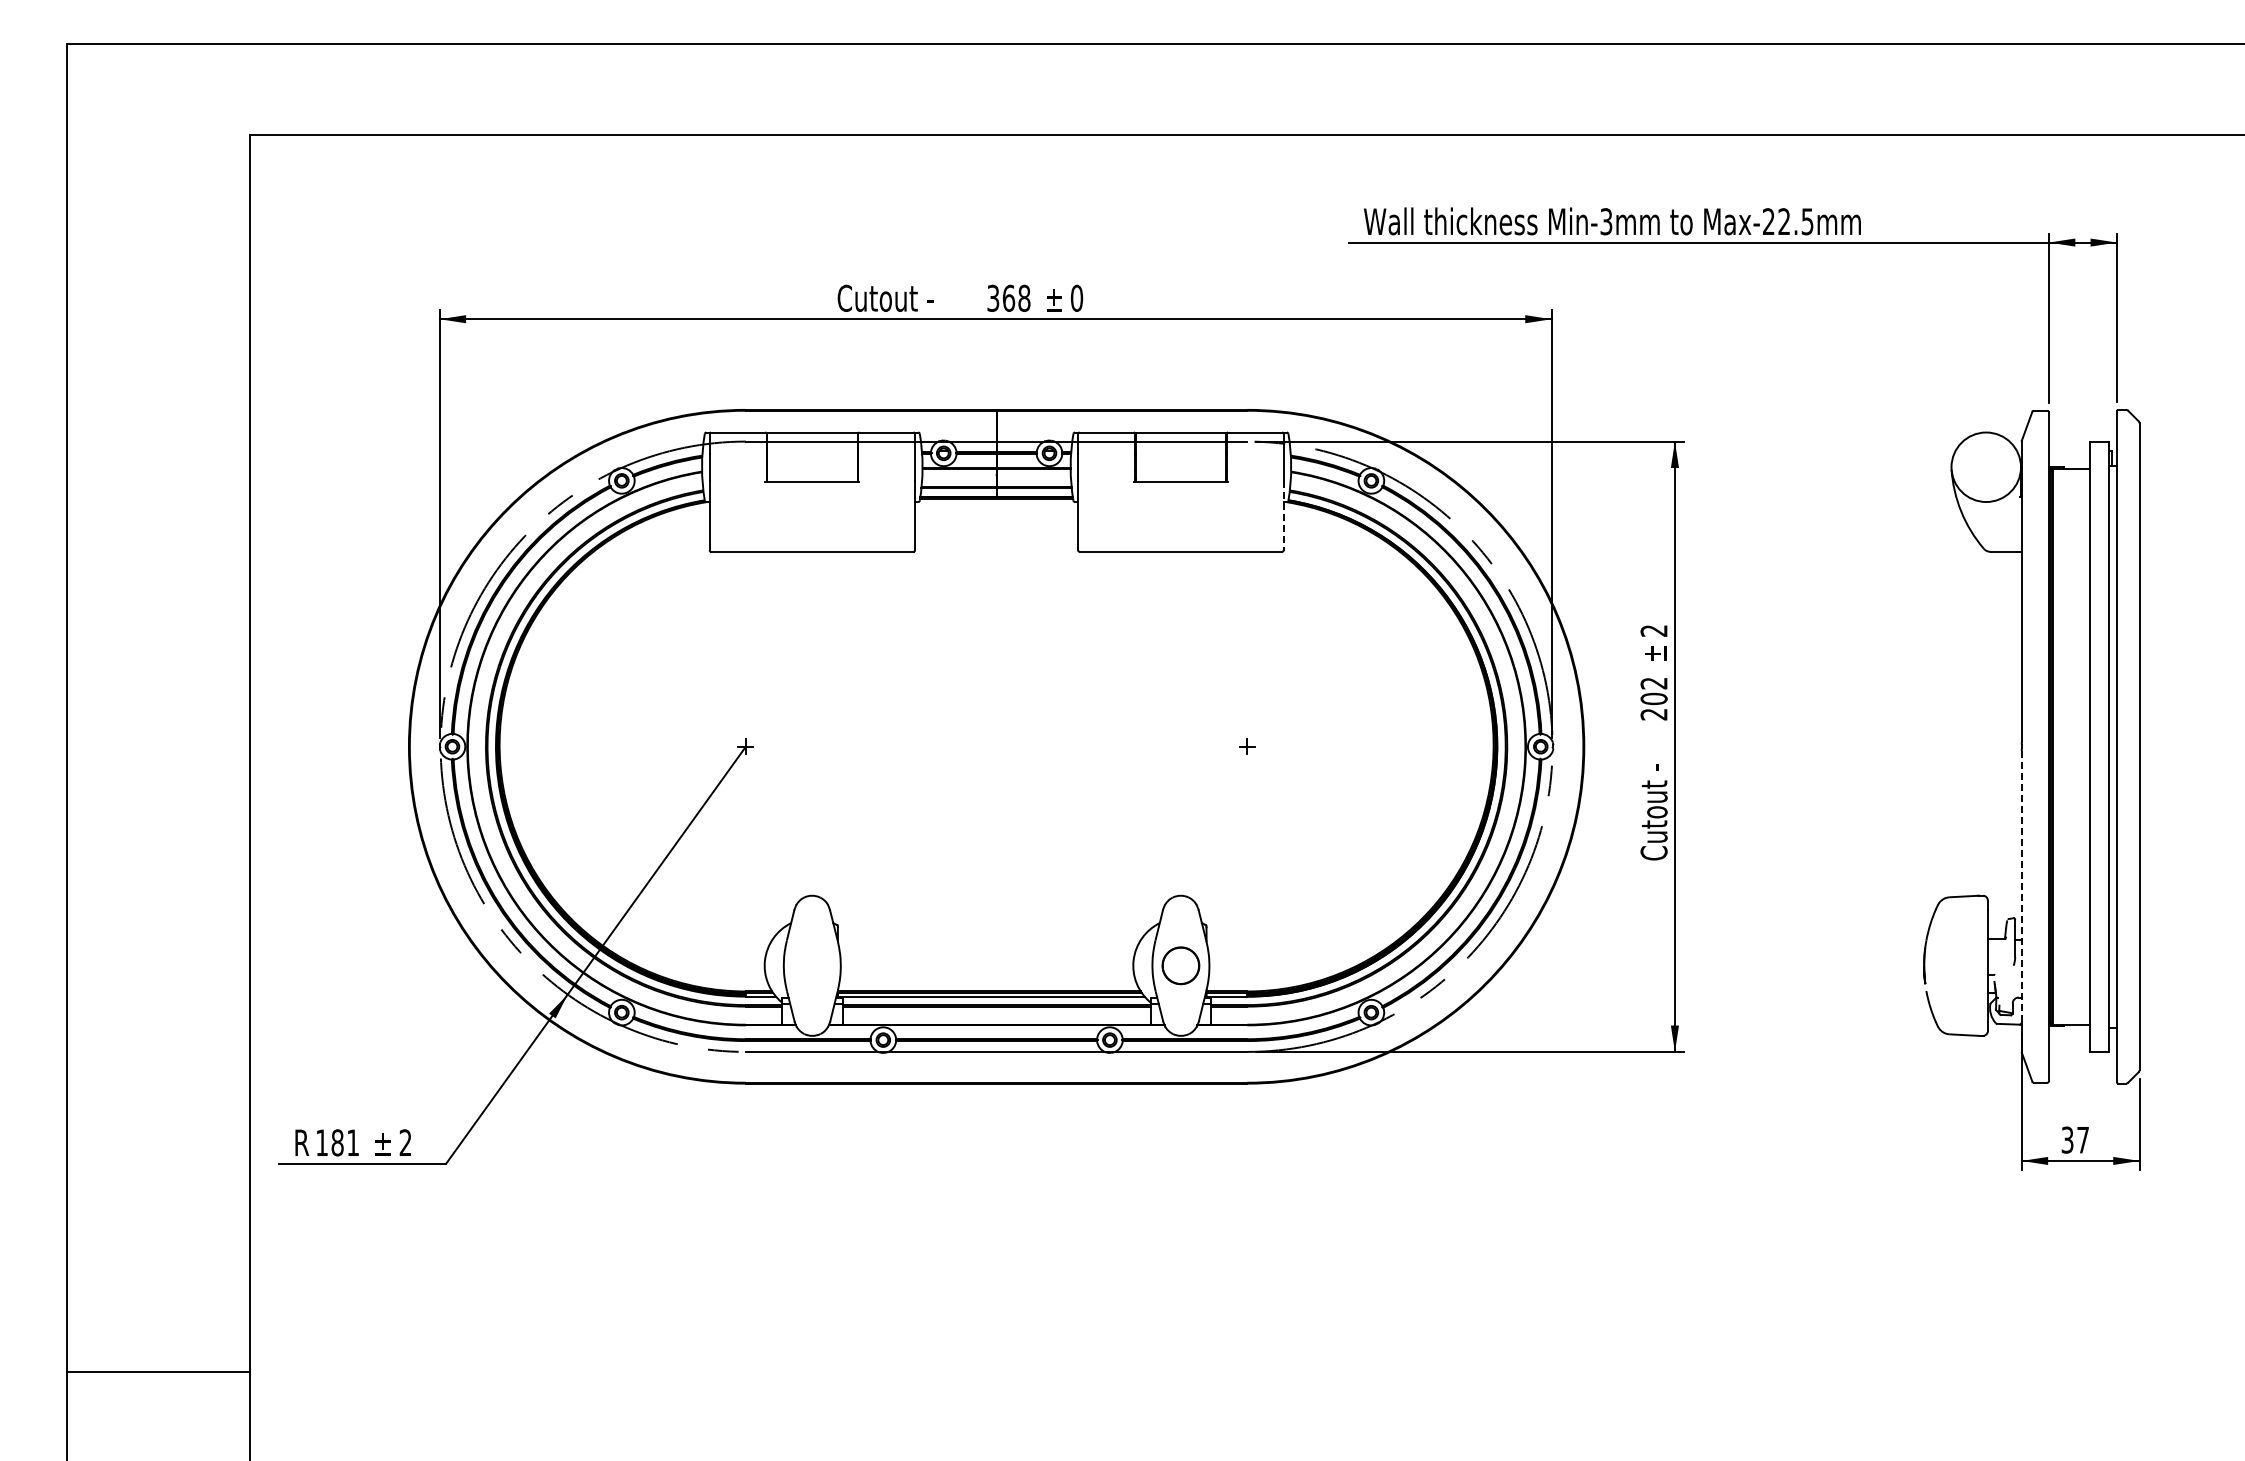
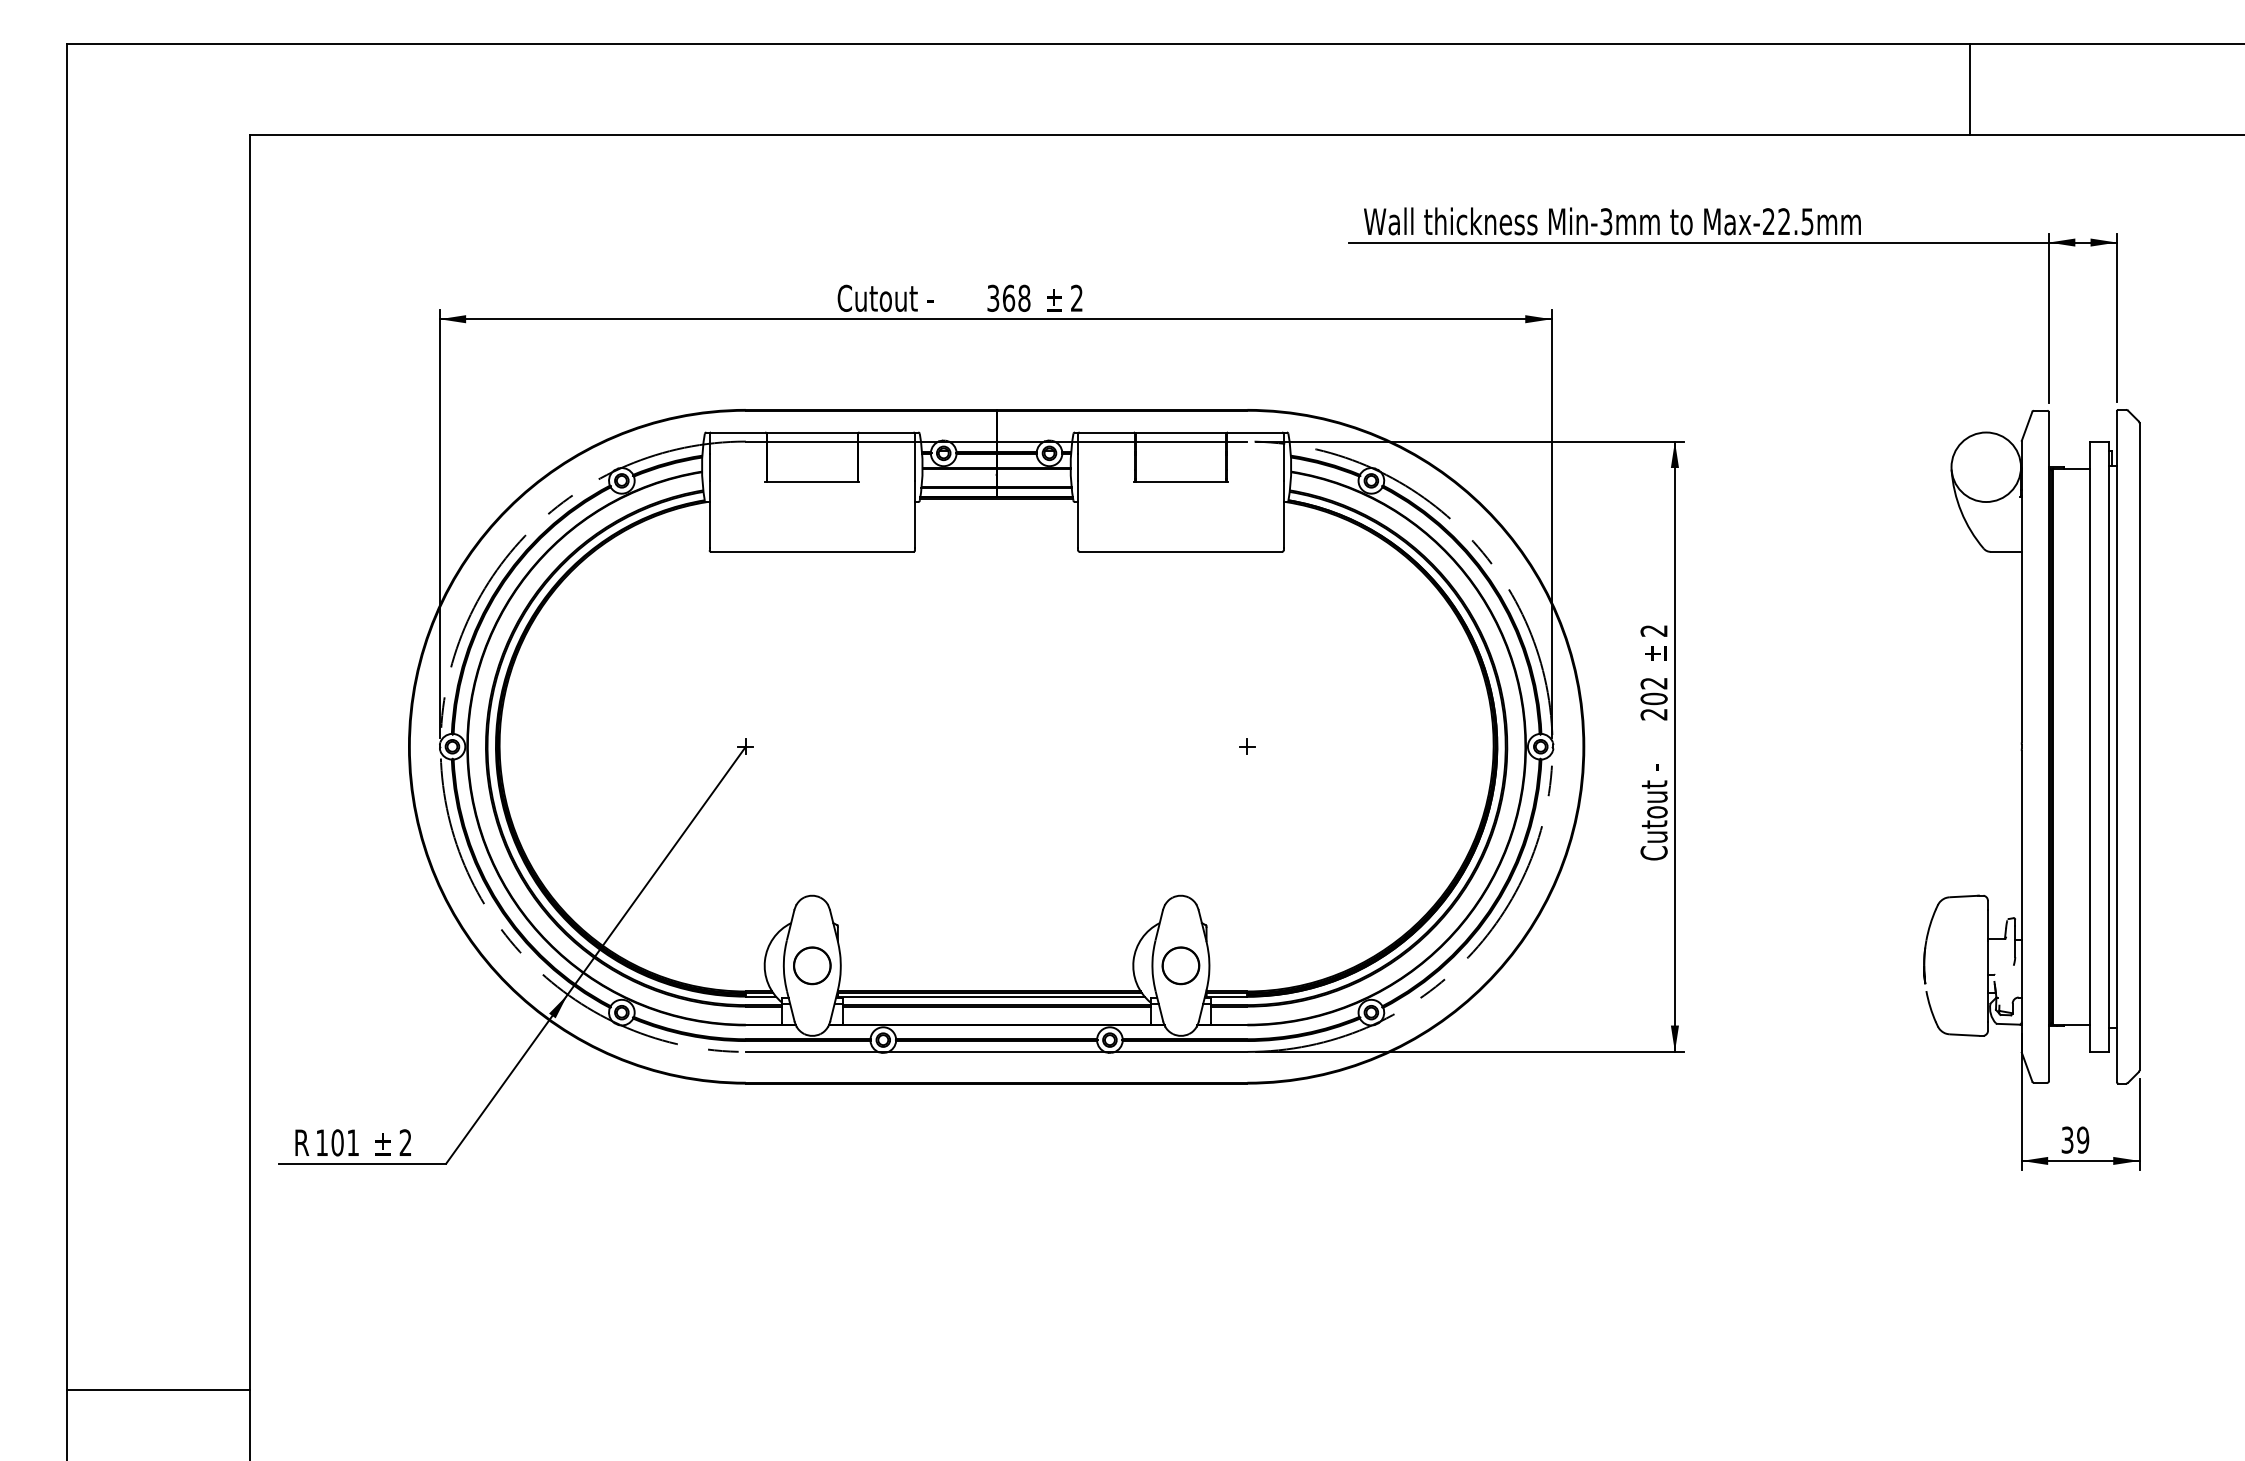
line: none -> present (1969, 89)
text: 0 -> 2 (1076, 297)
line: dashed -> solid (1283, 514)
line: dashed -> solid (2021, 886)
part: none -> present (812, 965)
text: 37 -> 39 (2083, 1139)
text: 181 -> 101 (337, 1142)
line position: (158, 1372) -> (158, 1390) (158, 1390)
